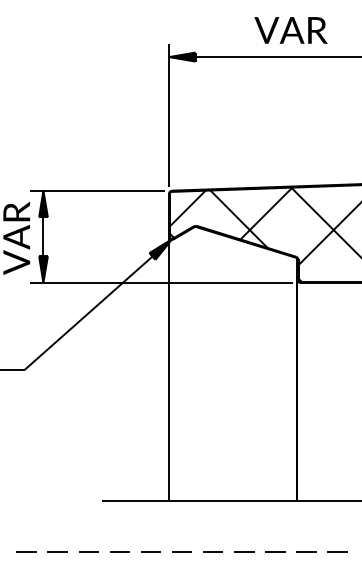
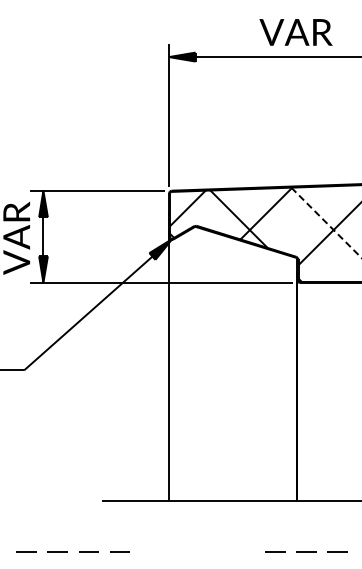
text position: (290, 30) -> (295, 32) (295, 32)
line: solid -> dashed (326, 223)
line: present -> none (150, 551)
line: present -> none (181, 551)
line: present -> none (212, 551)
line: present -> none (244, 551)
